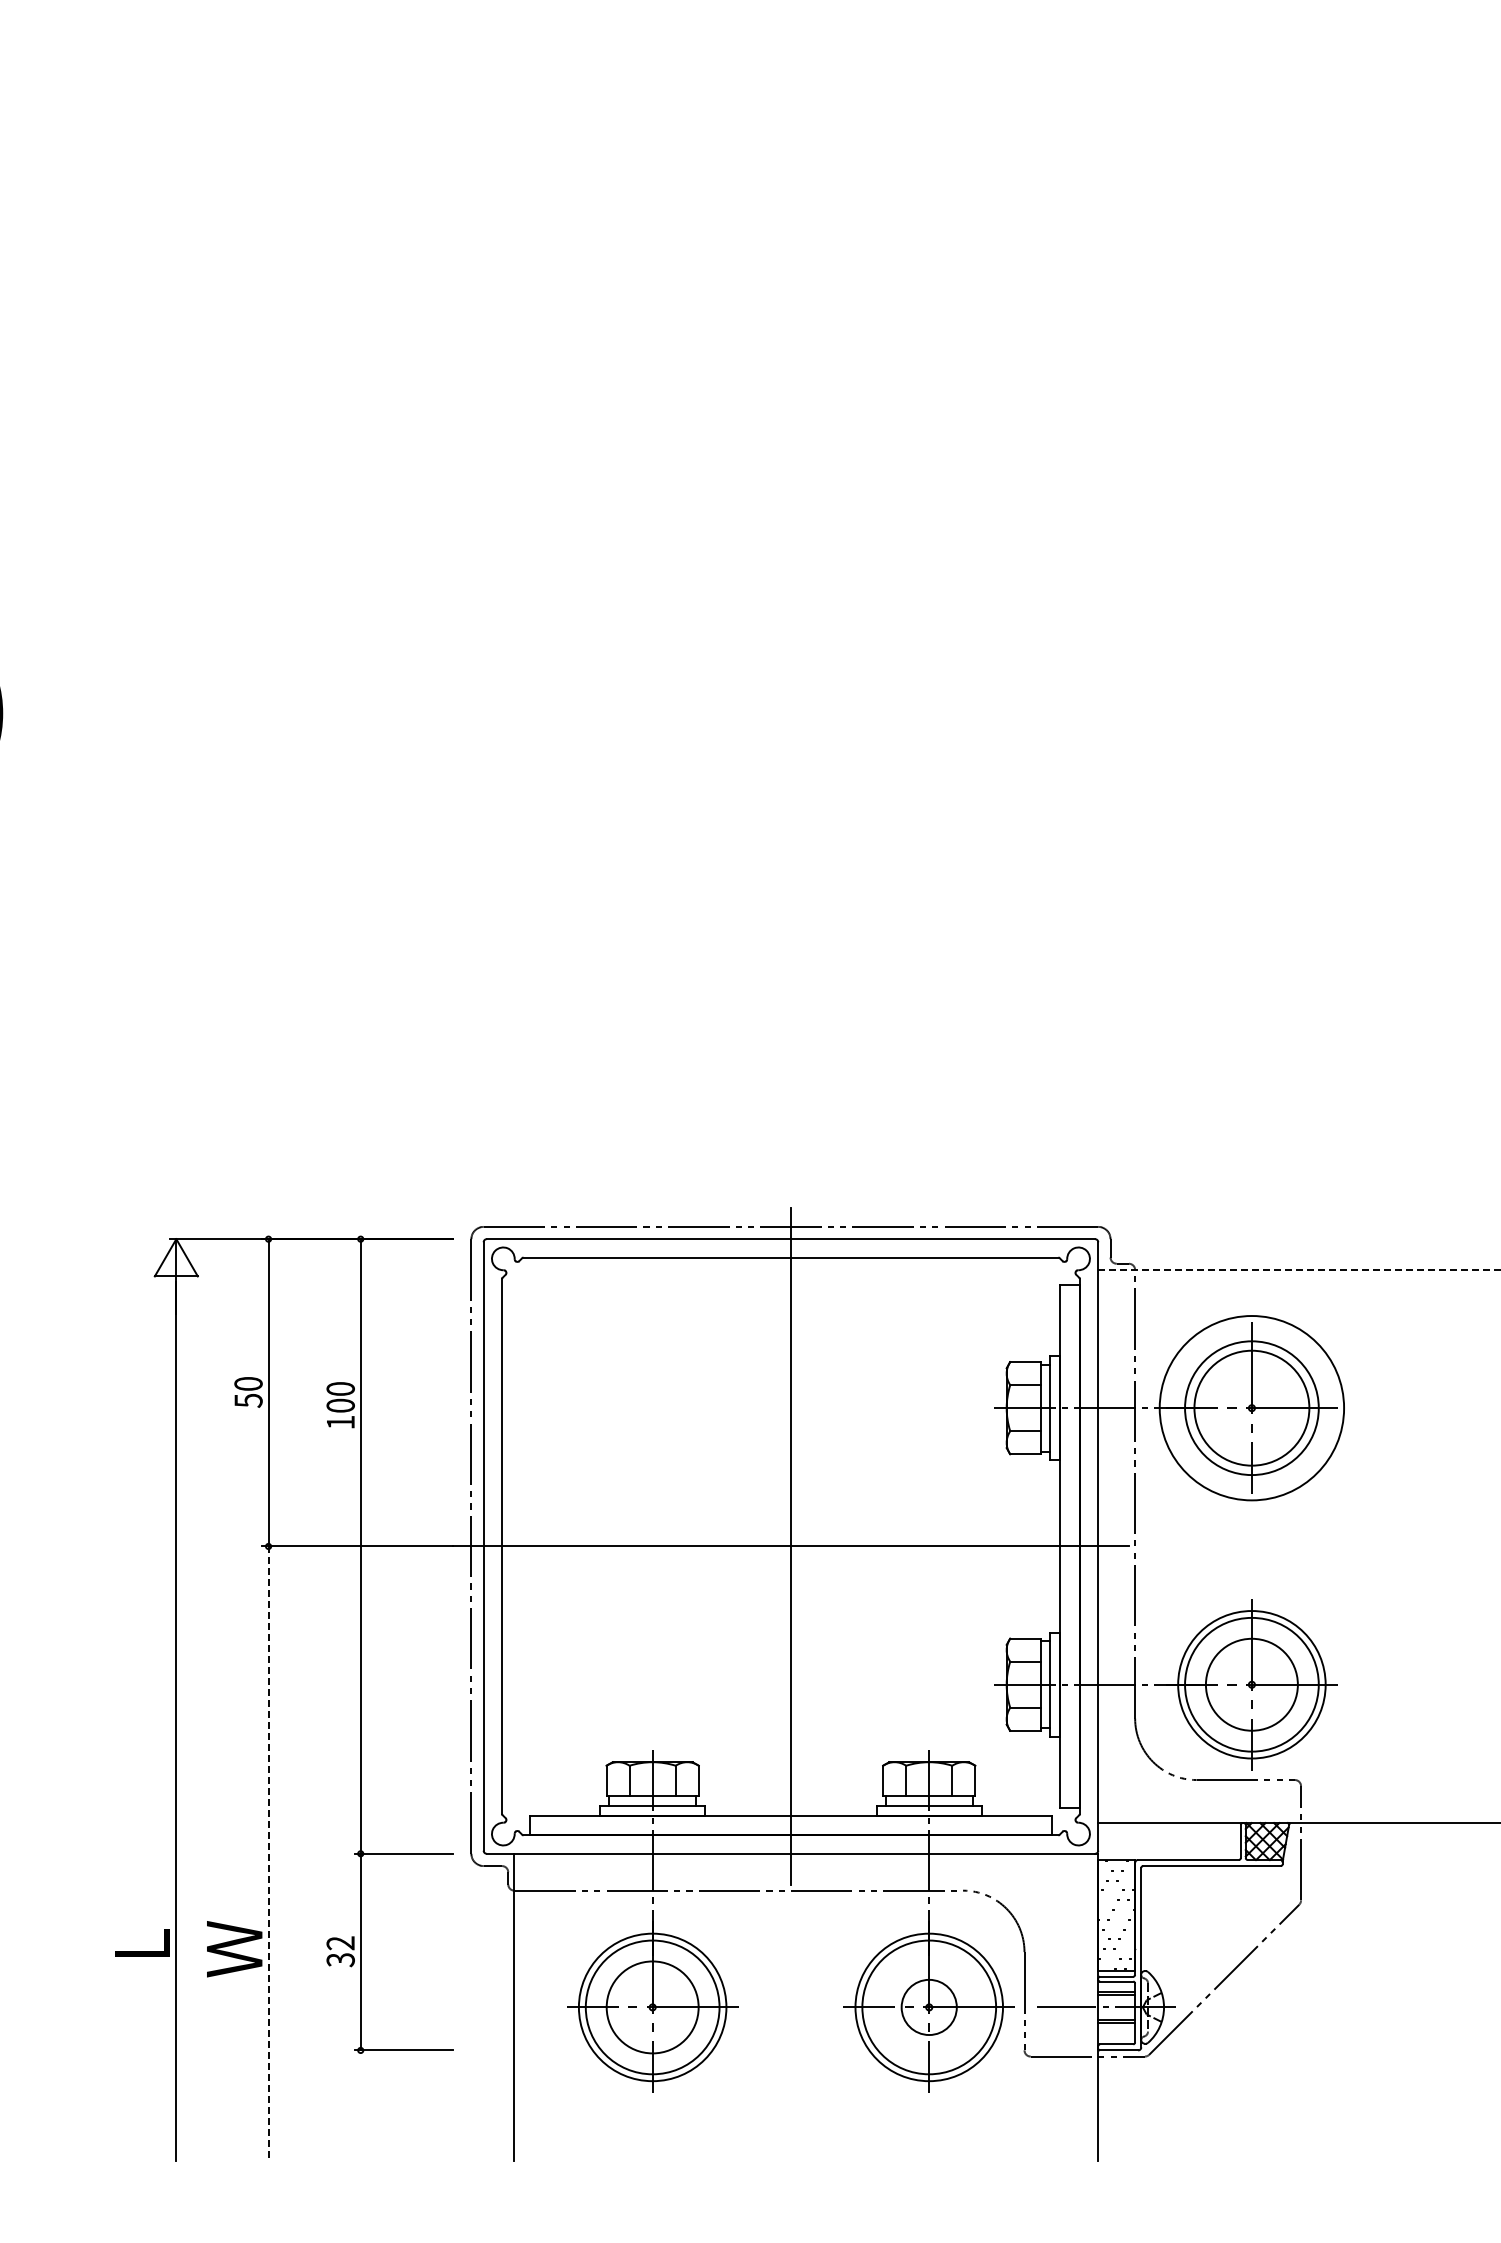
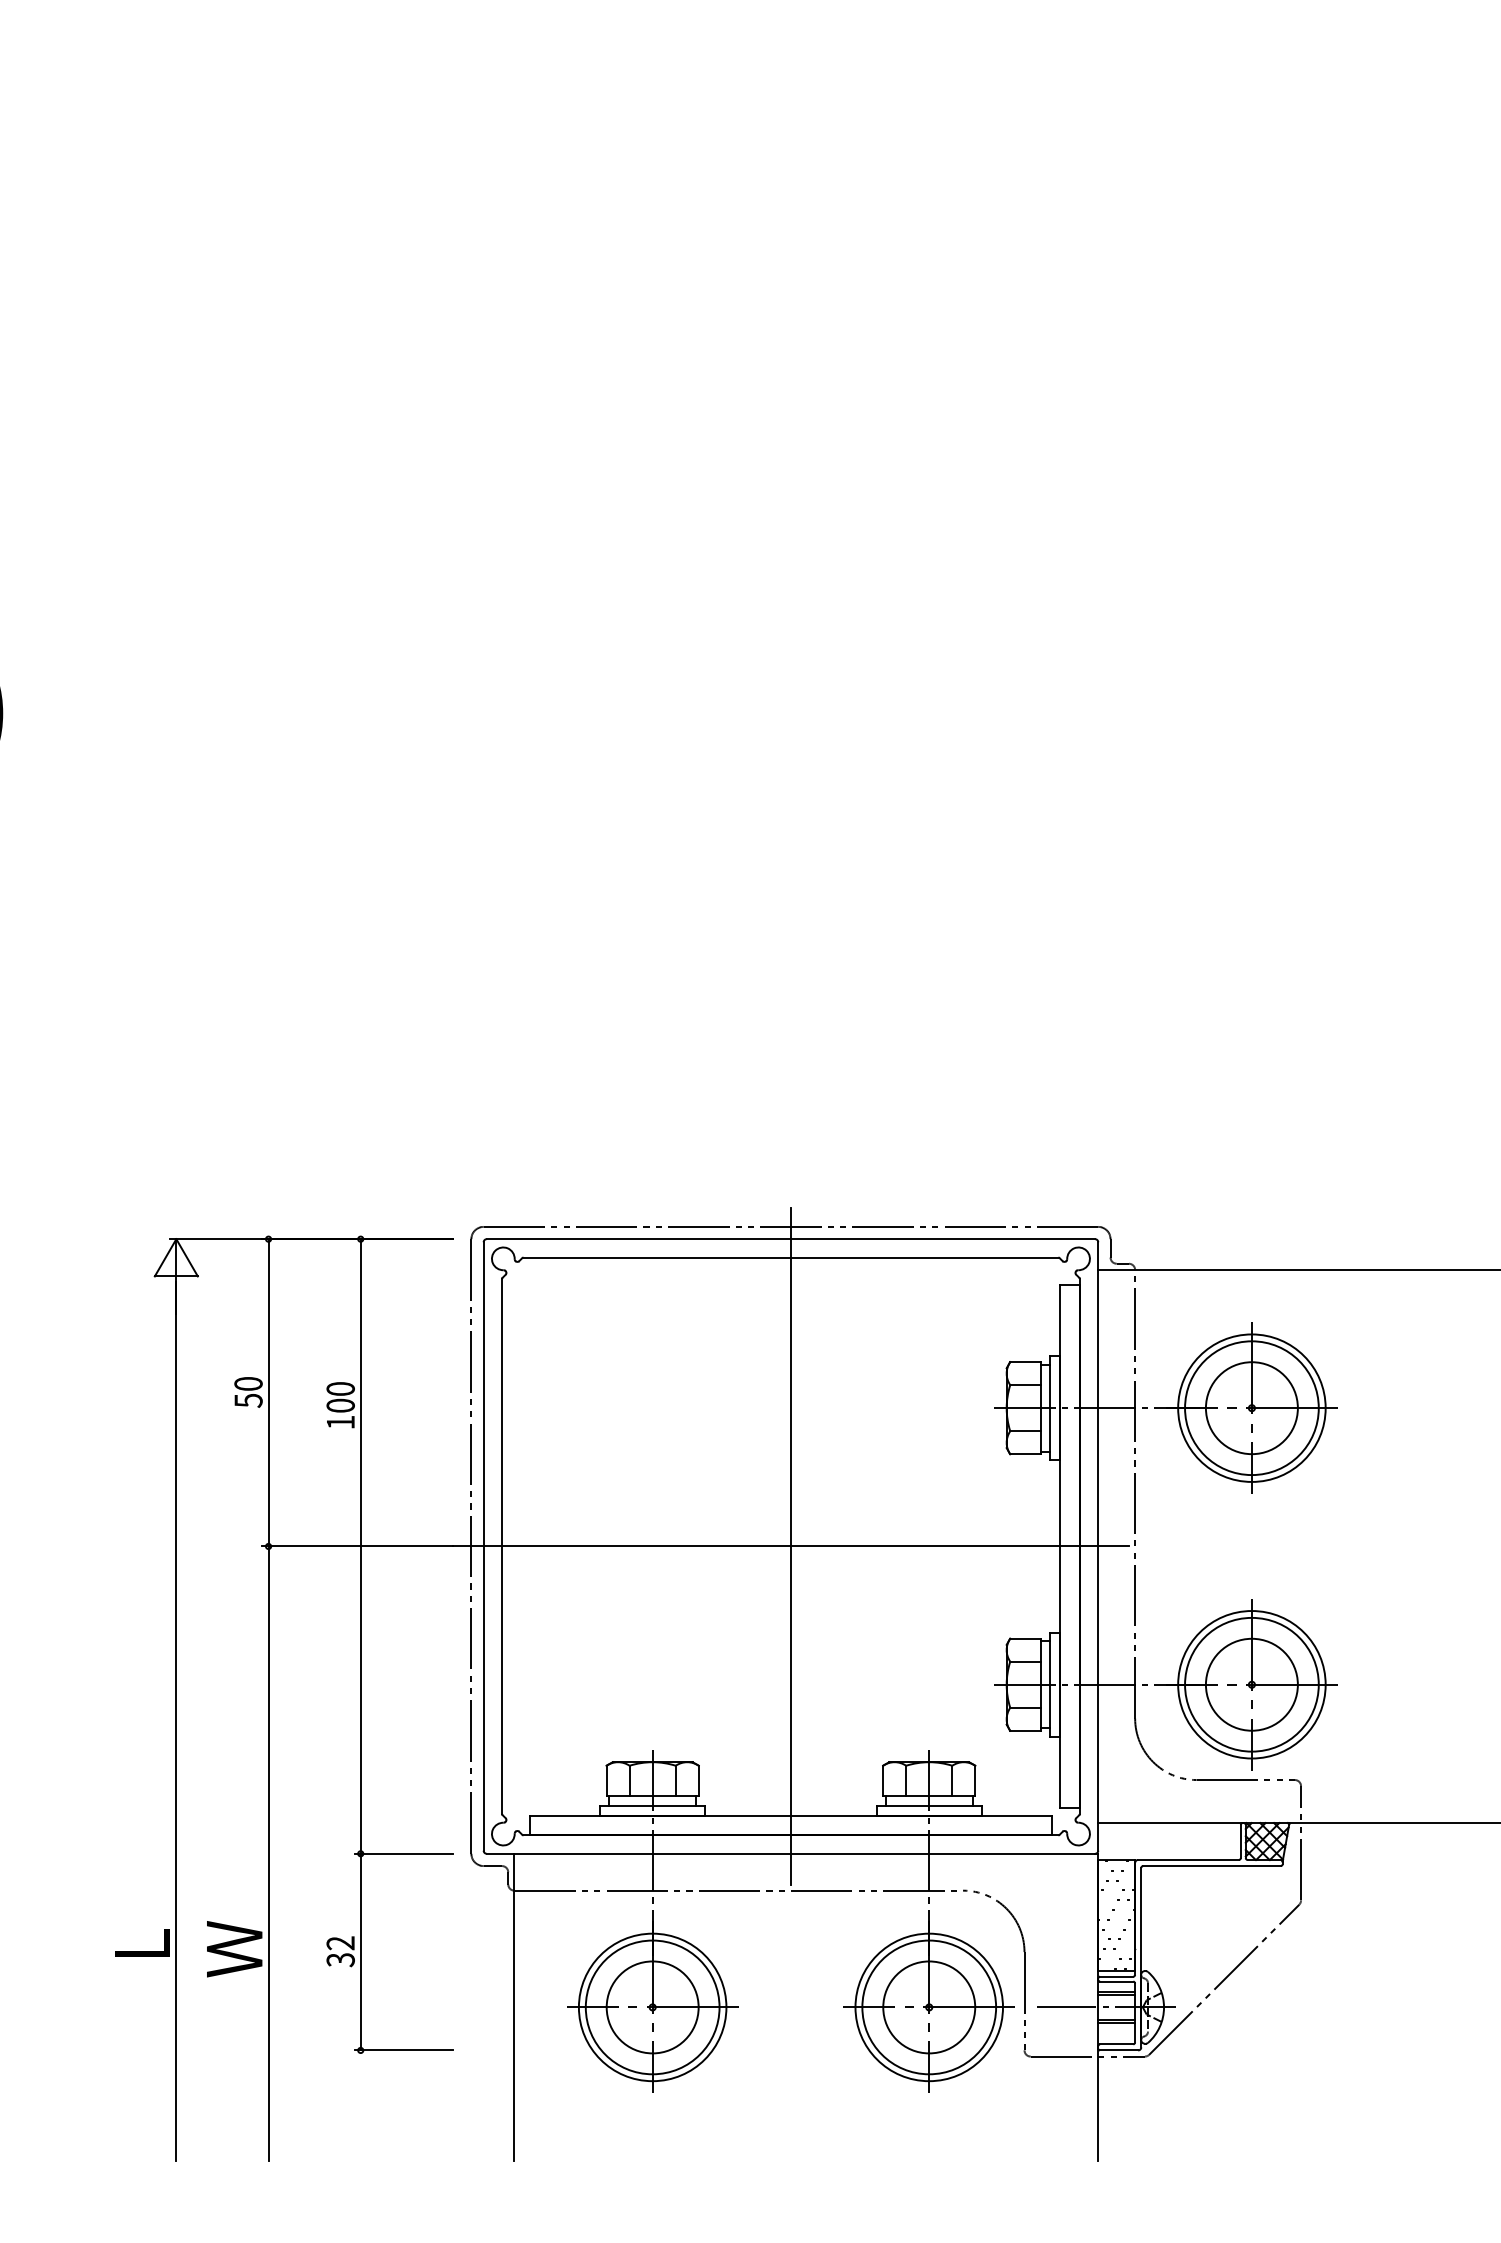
line: dashed -> solid (1299, 1269)
circle diameter: 115 px -> 92 px (1251, 1408)
circle diameter: 184 px -> 148 px (1251, 1407)
line: dashed -> solid (268, 1854)
circle diameter: 55 px -> 92 px (929, 2007)
